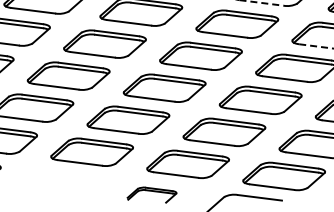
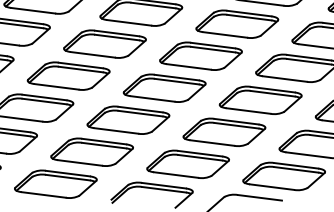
line: dashed -> solid (261, 3)
line: dashed -> solid (316, 46)
part: none -> present (55, 183)
part size: 52x18 px -> 84x28 px (151, 194)
